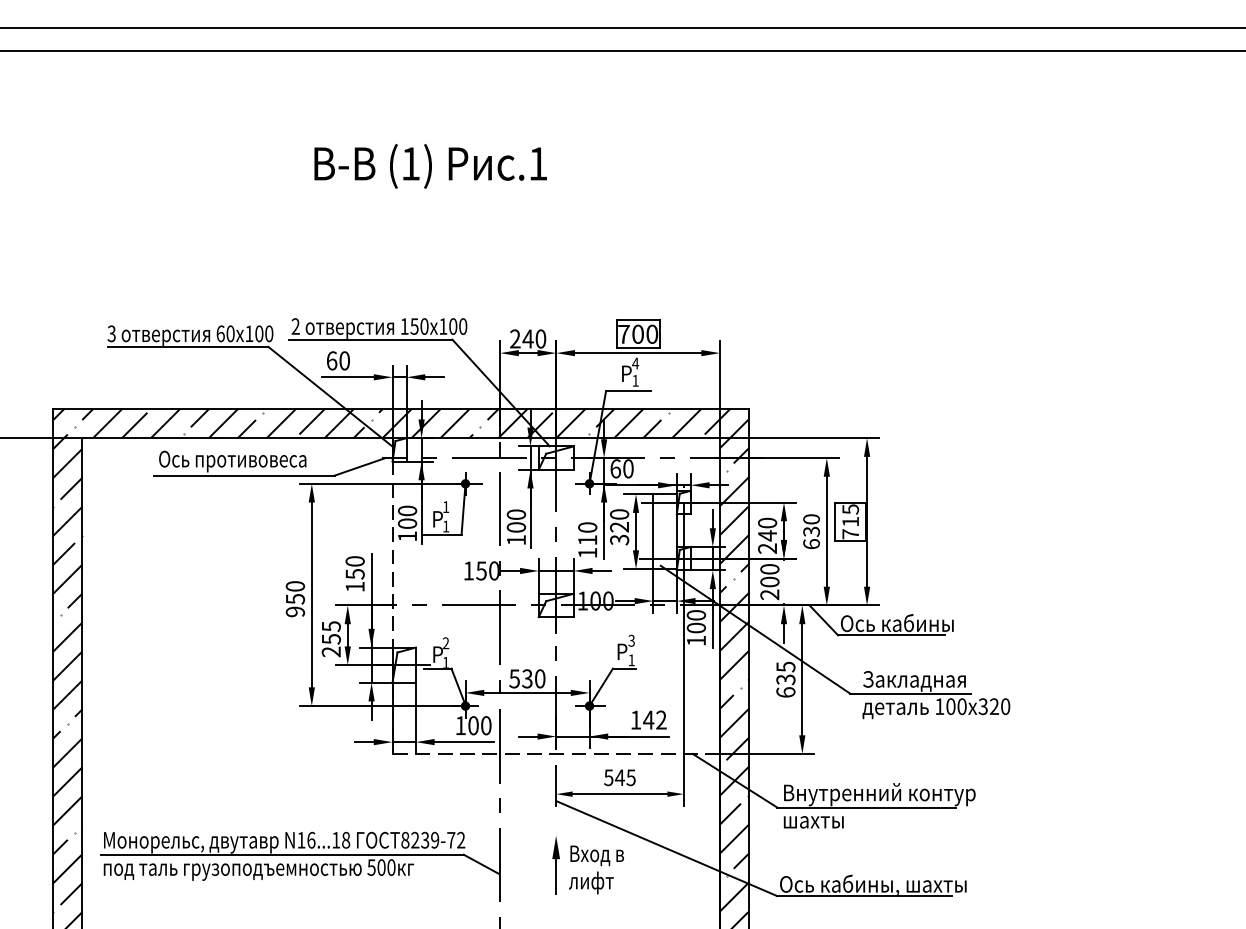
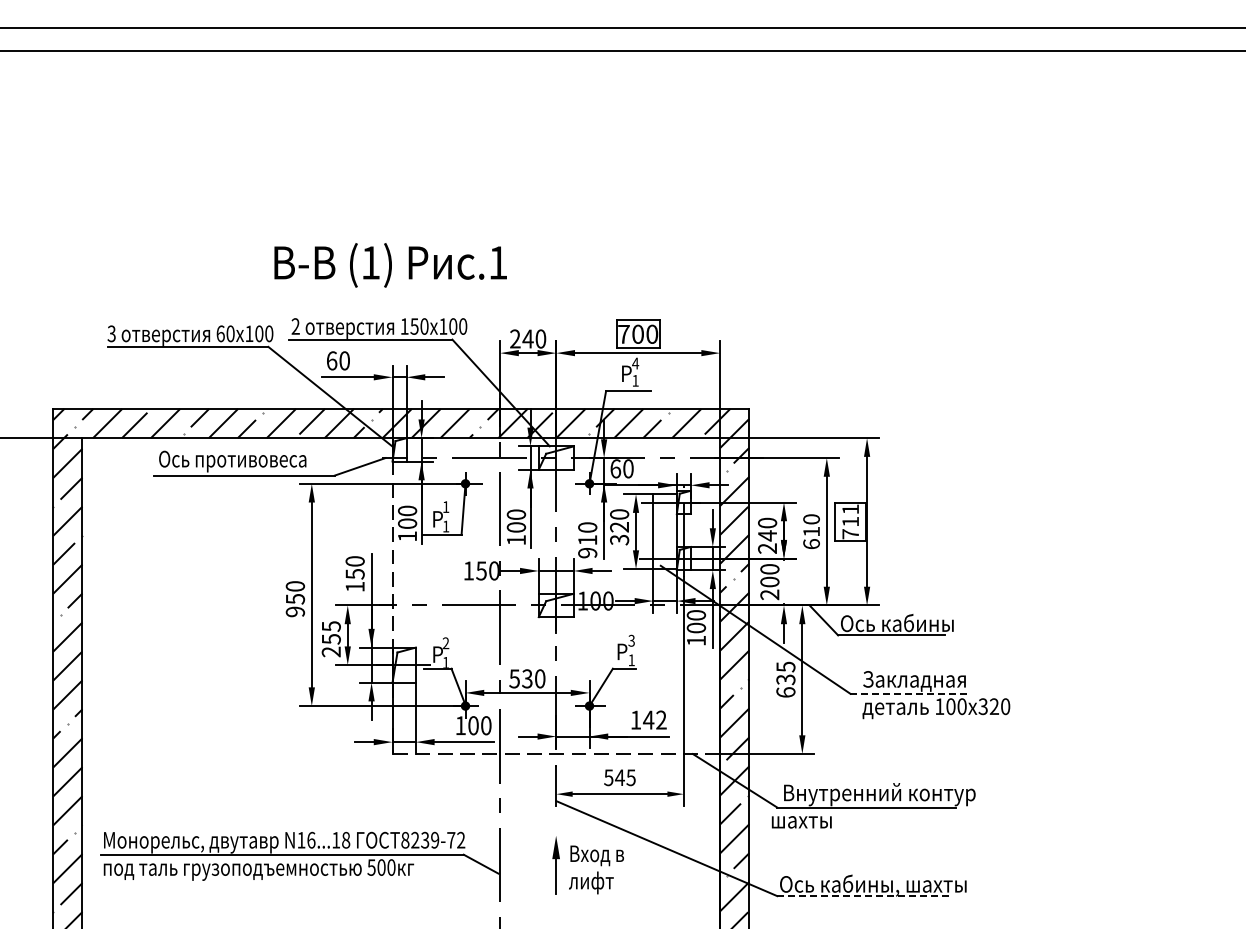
text position: (430, 166) -> (390, 265) (390, 265)
text: 715 -> 711 (850, 509)
text: 630 -> 610 (811, 531)
text: 110 -> 910 (587, 553)
line: solid -> dashed (911, 693)
text position: (813, 822) -> (801, 822) (801, 822)
line: solid -> dashed (865, 896)
